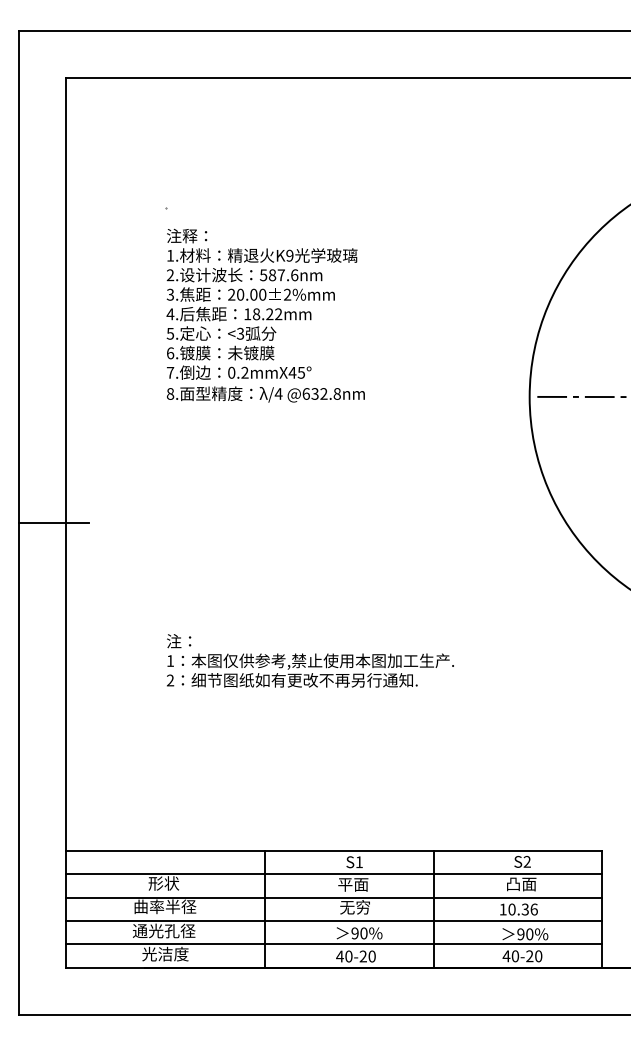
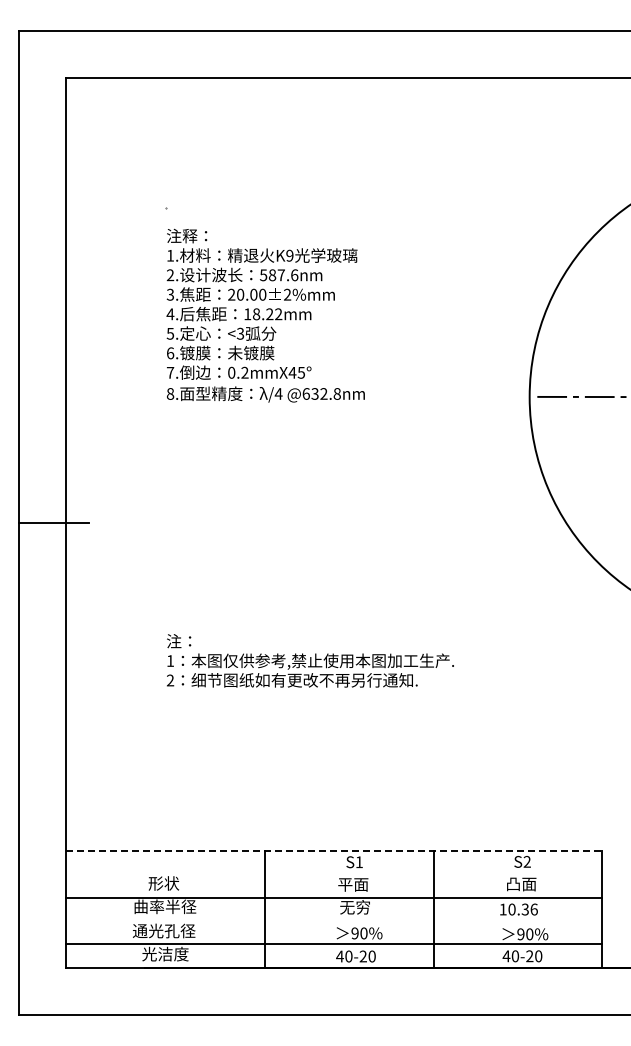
line: solid -> dashed (334, 850)
line: present -> none (333, 874)
line: present -> none (333, 920)
